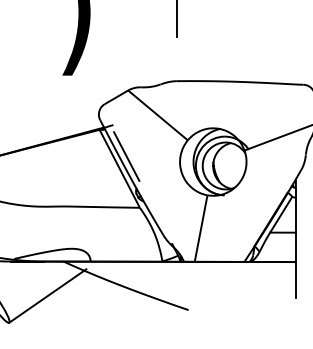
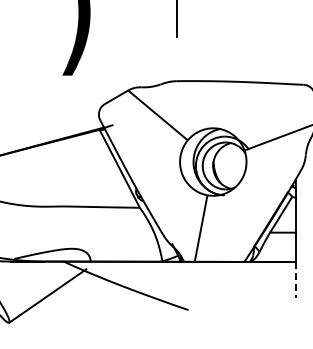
line: present -> none (126, 156)
line: solid -> dashed (295, 280)
